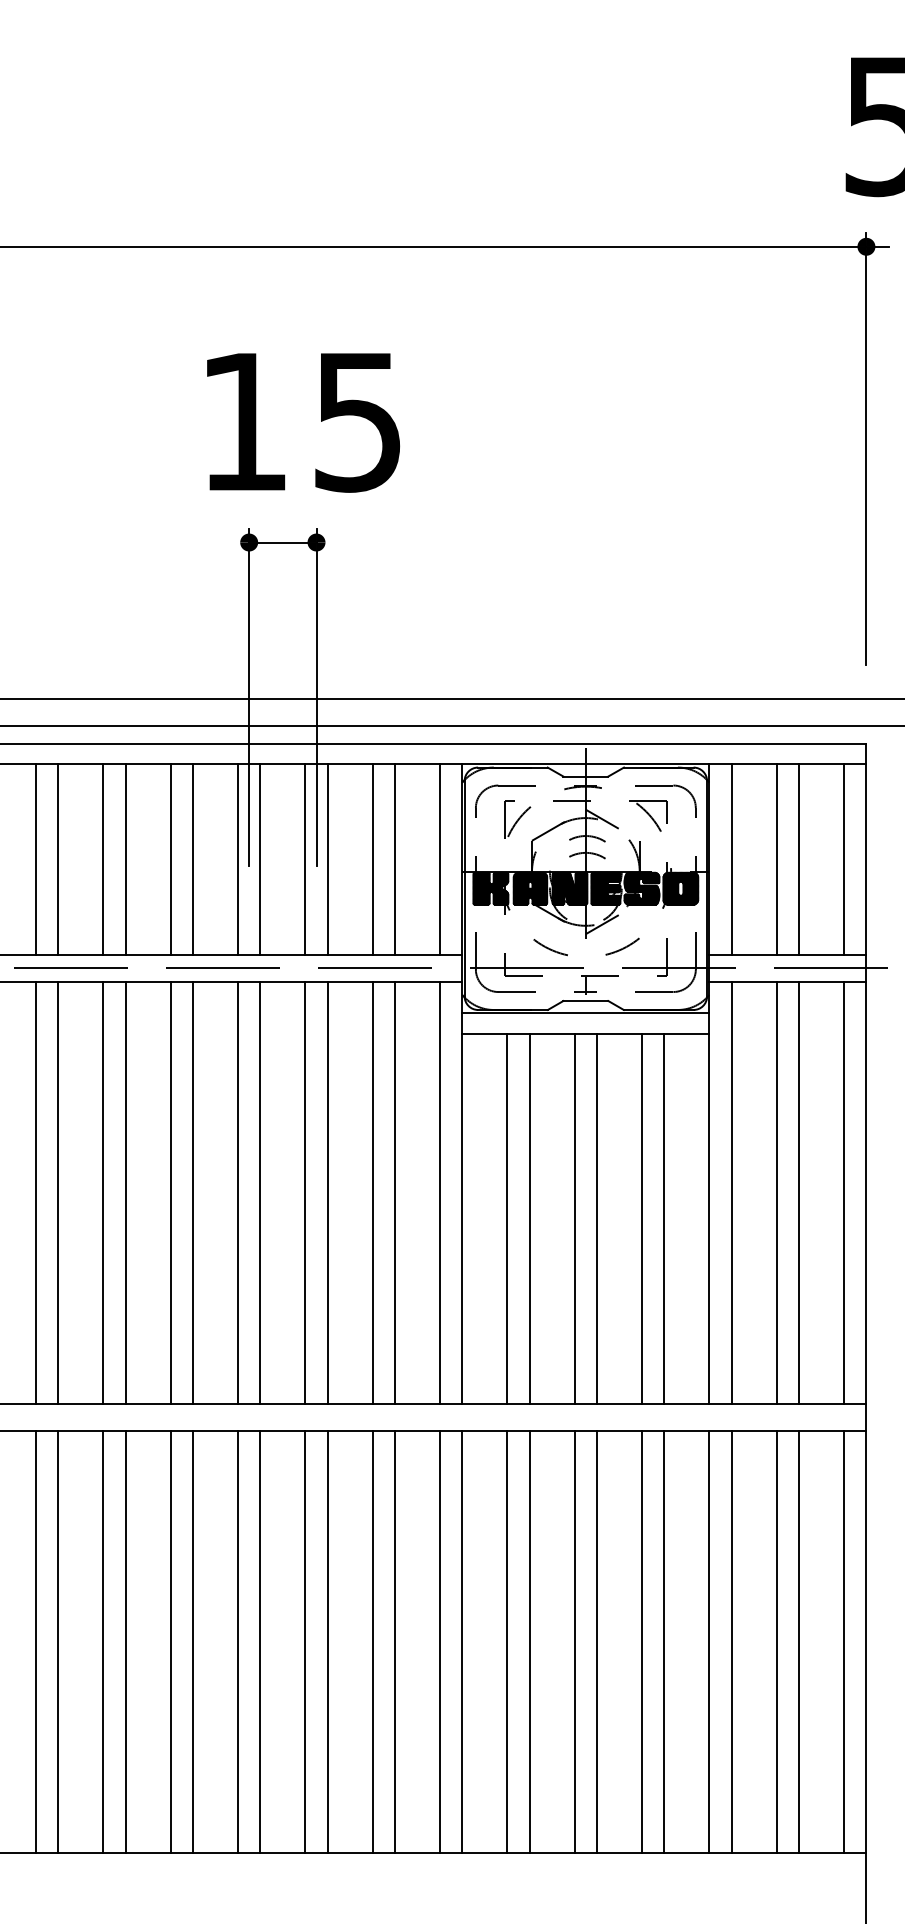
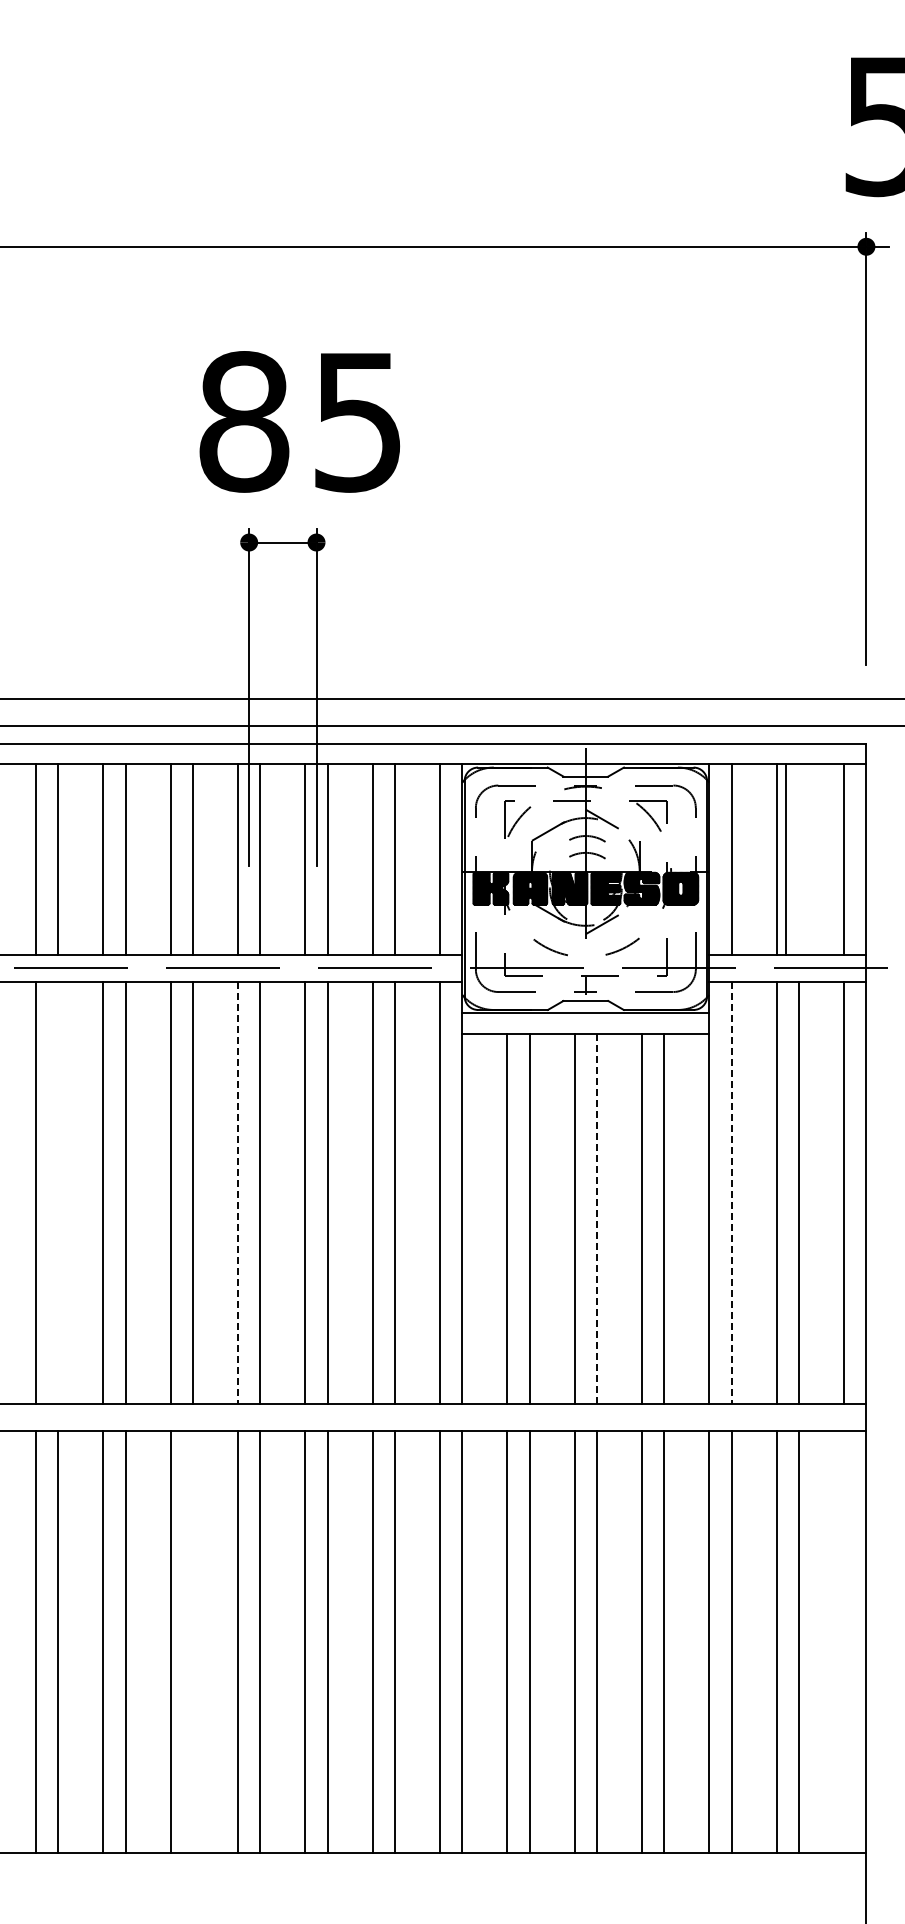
text: 15 -> 85 (244, 421)
line position: (799, 859) -> (786, 859) (786, 859)
line: present -> none (58, 1192)
line: solid -> dashed (237, 1192)
line: solid -> dashed (731, 1192)
line: solid -> dashed (597, 1219)
line: present -> none (193, 1641)
line: present -> none (843, 1641)
